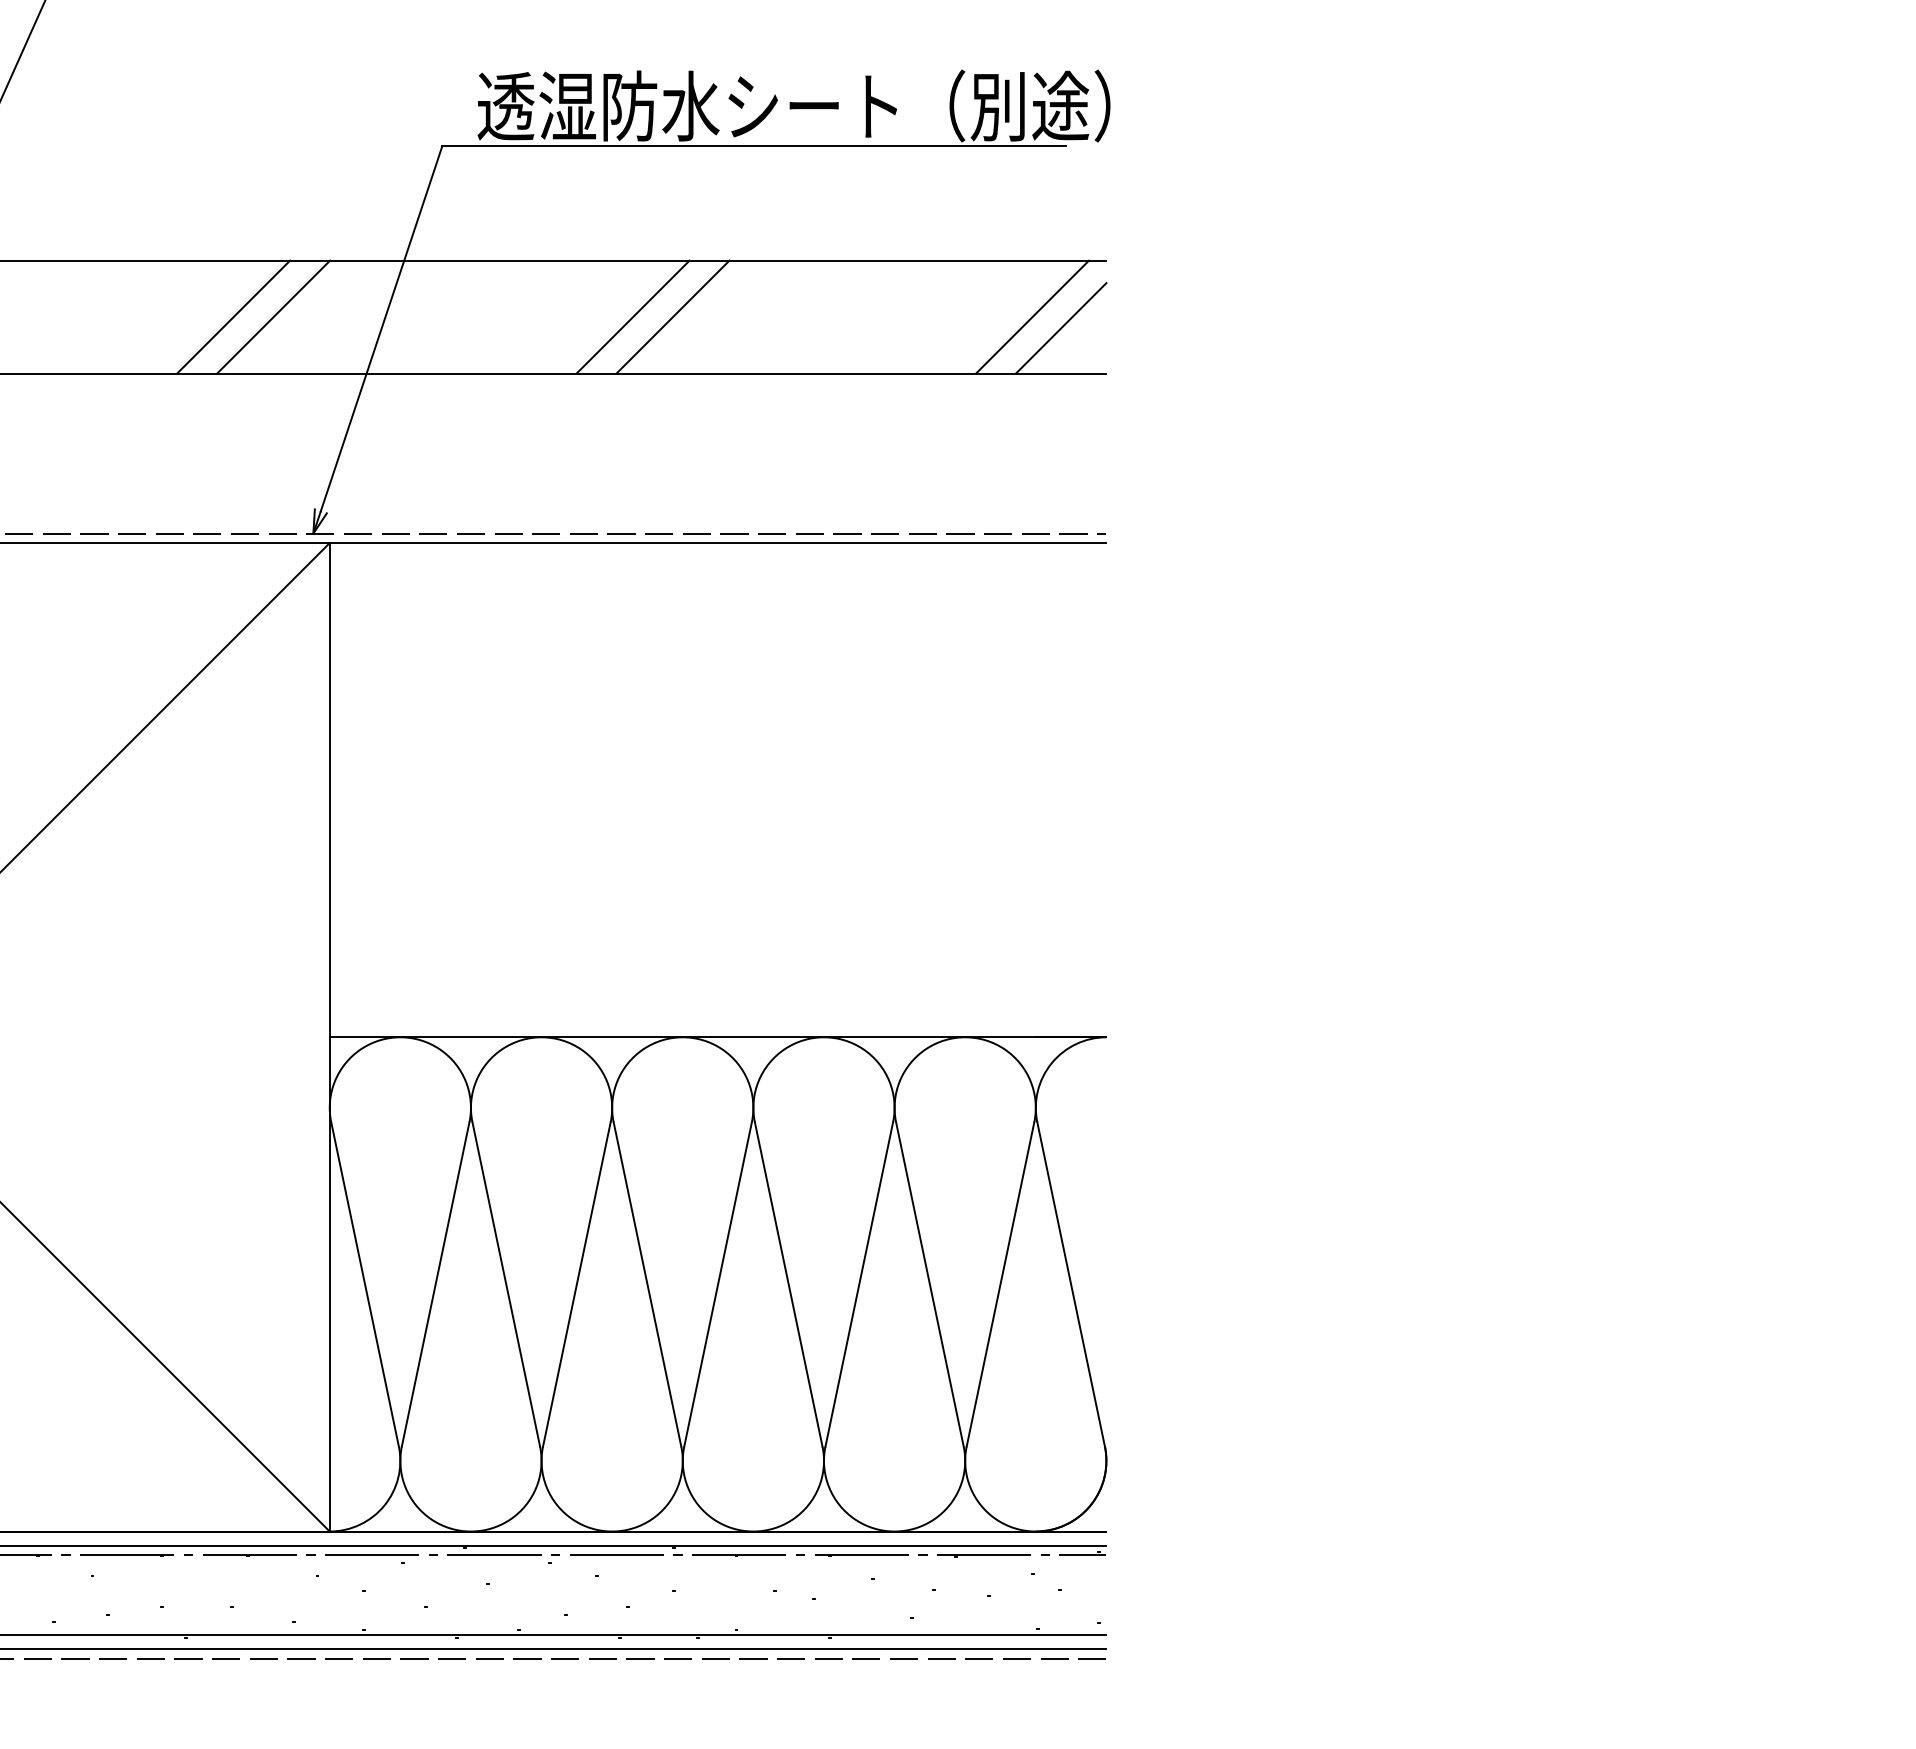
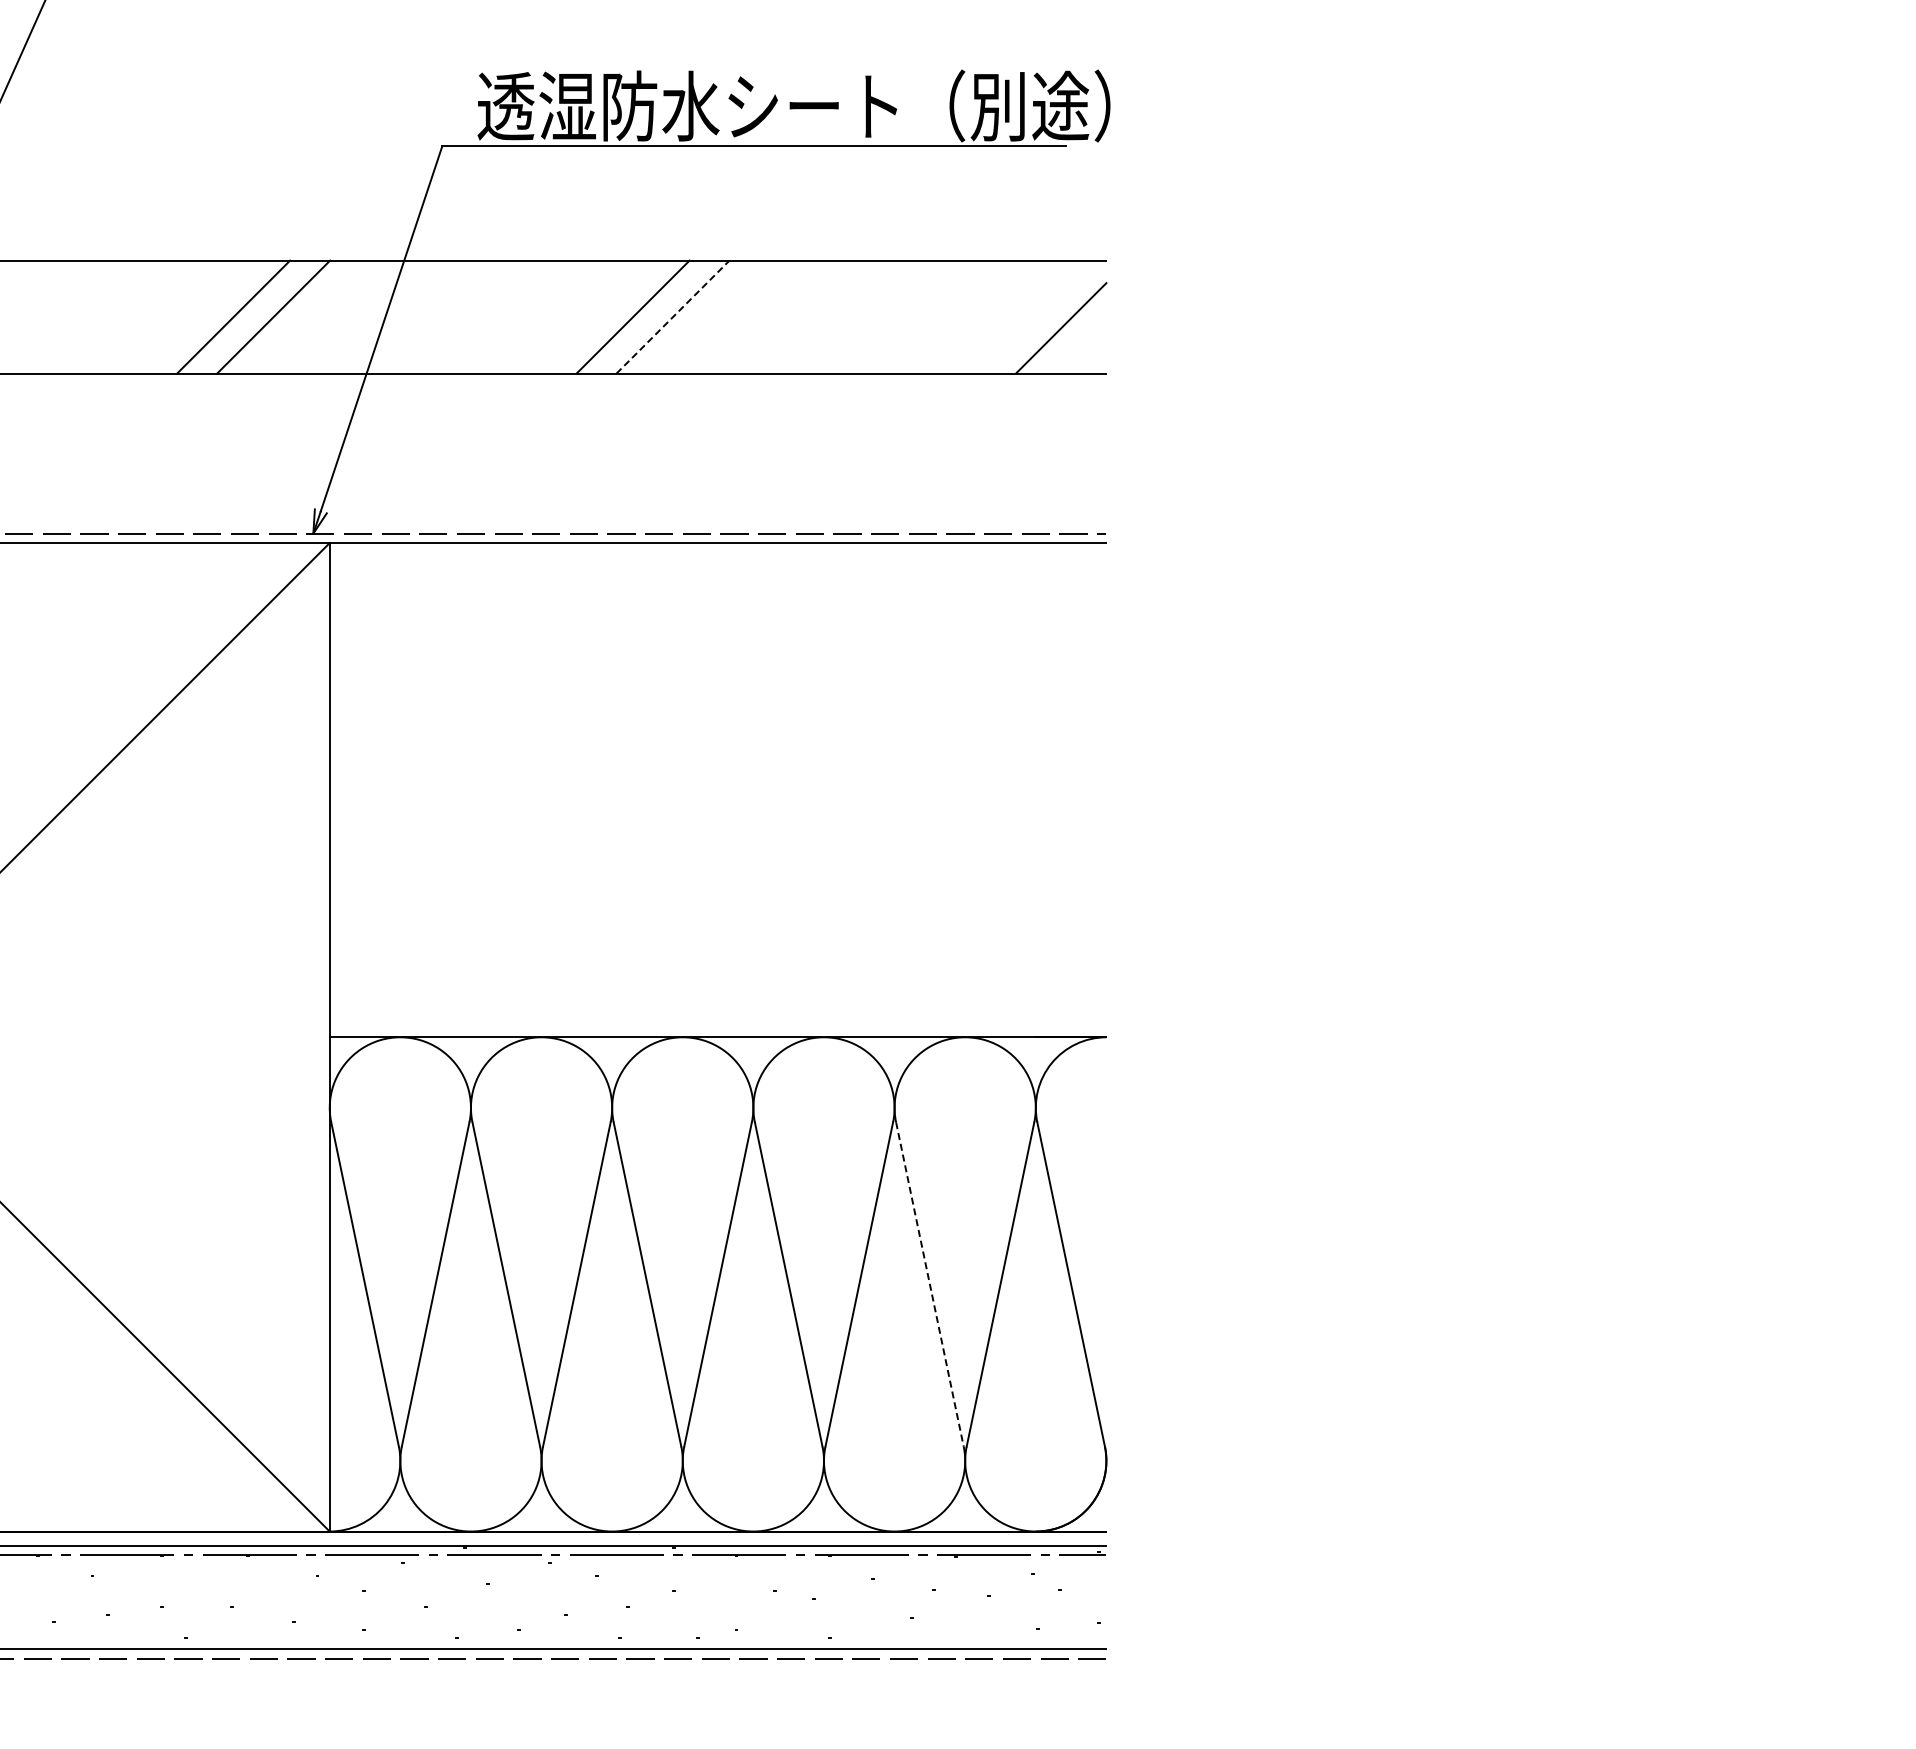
line: present -> none (1032, 316)
line: solid -> dashed (672, 317)
line: solid -> dashed (929, 1284)
line: present -> none (554, 1635)
